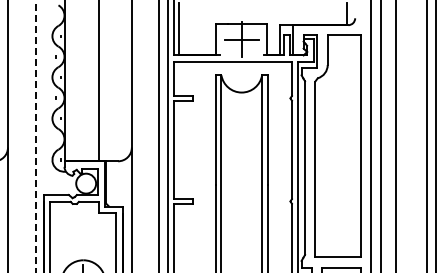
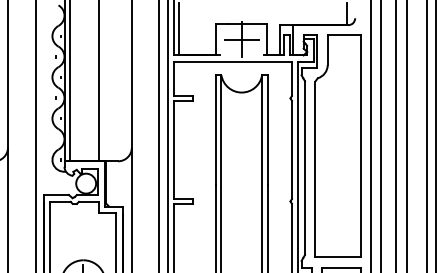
line: none -> present (70, 81)
line: none -> present (406, 135)
line: dashed -> solid (35, 136)
